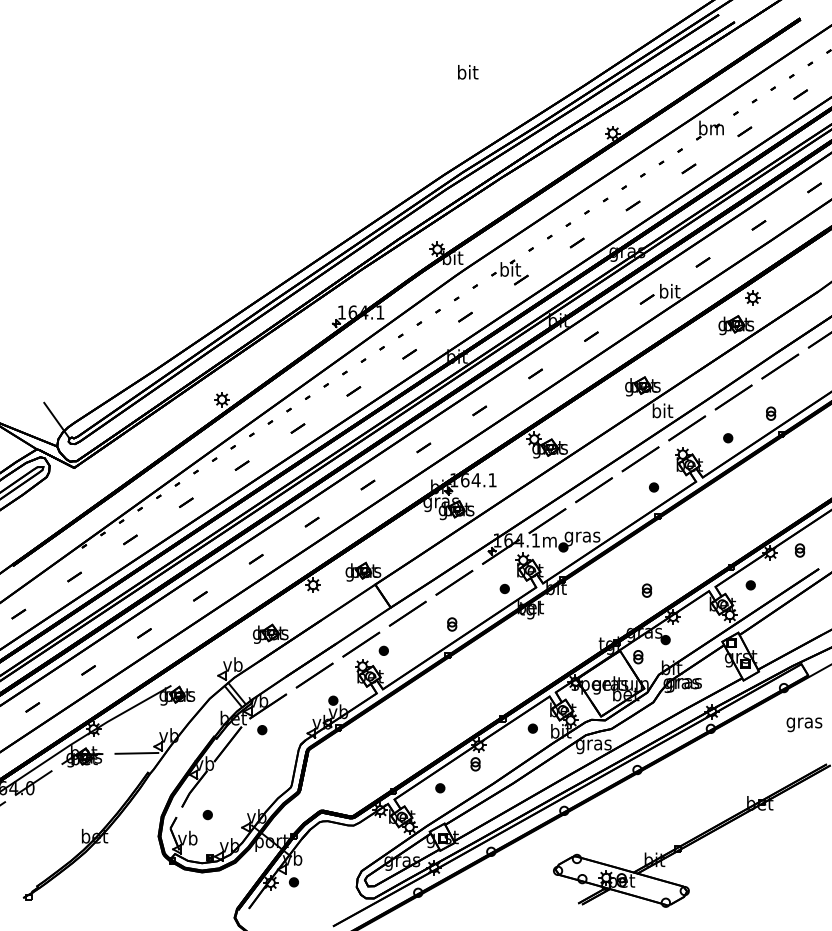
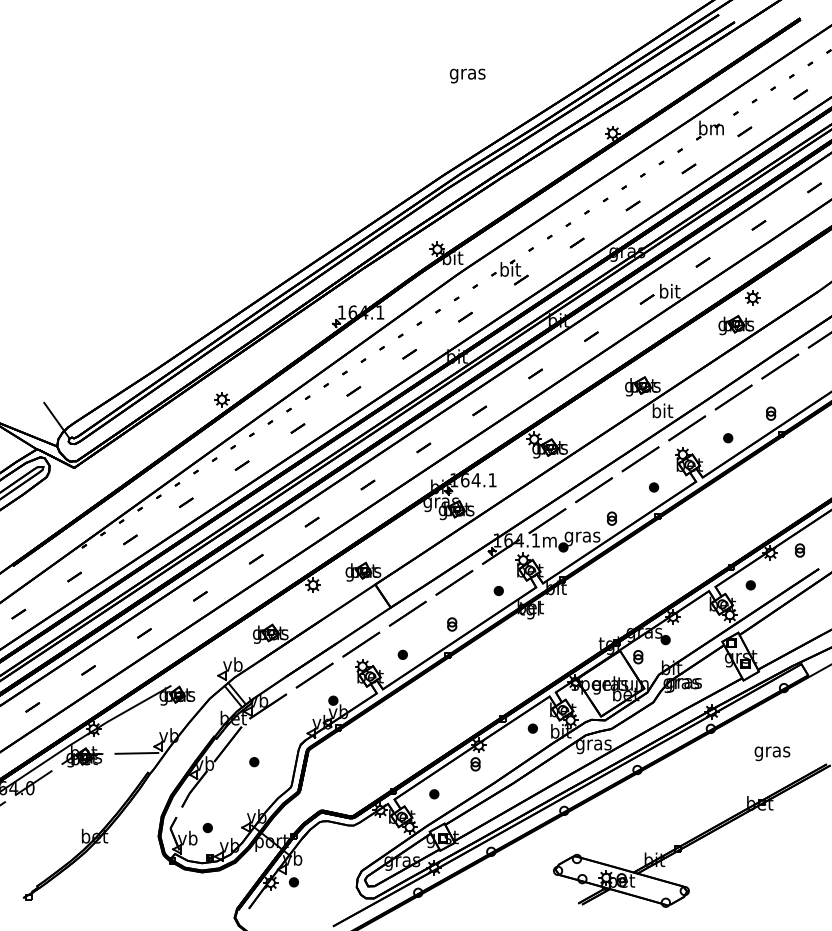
text: bit -> gras (467, 74)
part position: (504, 588) -> (498, 590) (498, 590)
part position: (647, 590) -> (612, 518) (612, 518)
part position: (383, 650) -> (402, 654) (402, 654)
text position: (804, 724) -> (772, 753) (772, 753)
part position: (262, 730) -> (254, 762) (254, 762)
part position: (440, 788) -> (434, 794) (434, 794)
part position: (207, 815) -> (207, 828) (207, 828)
